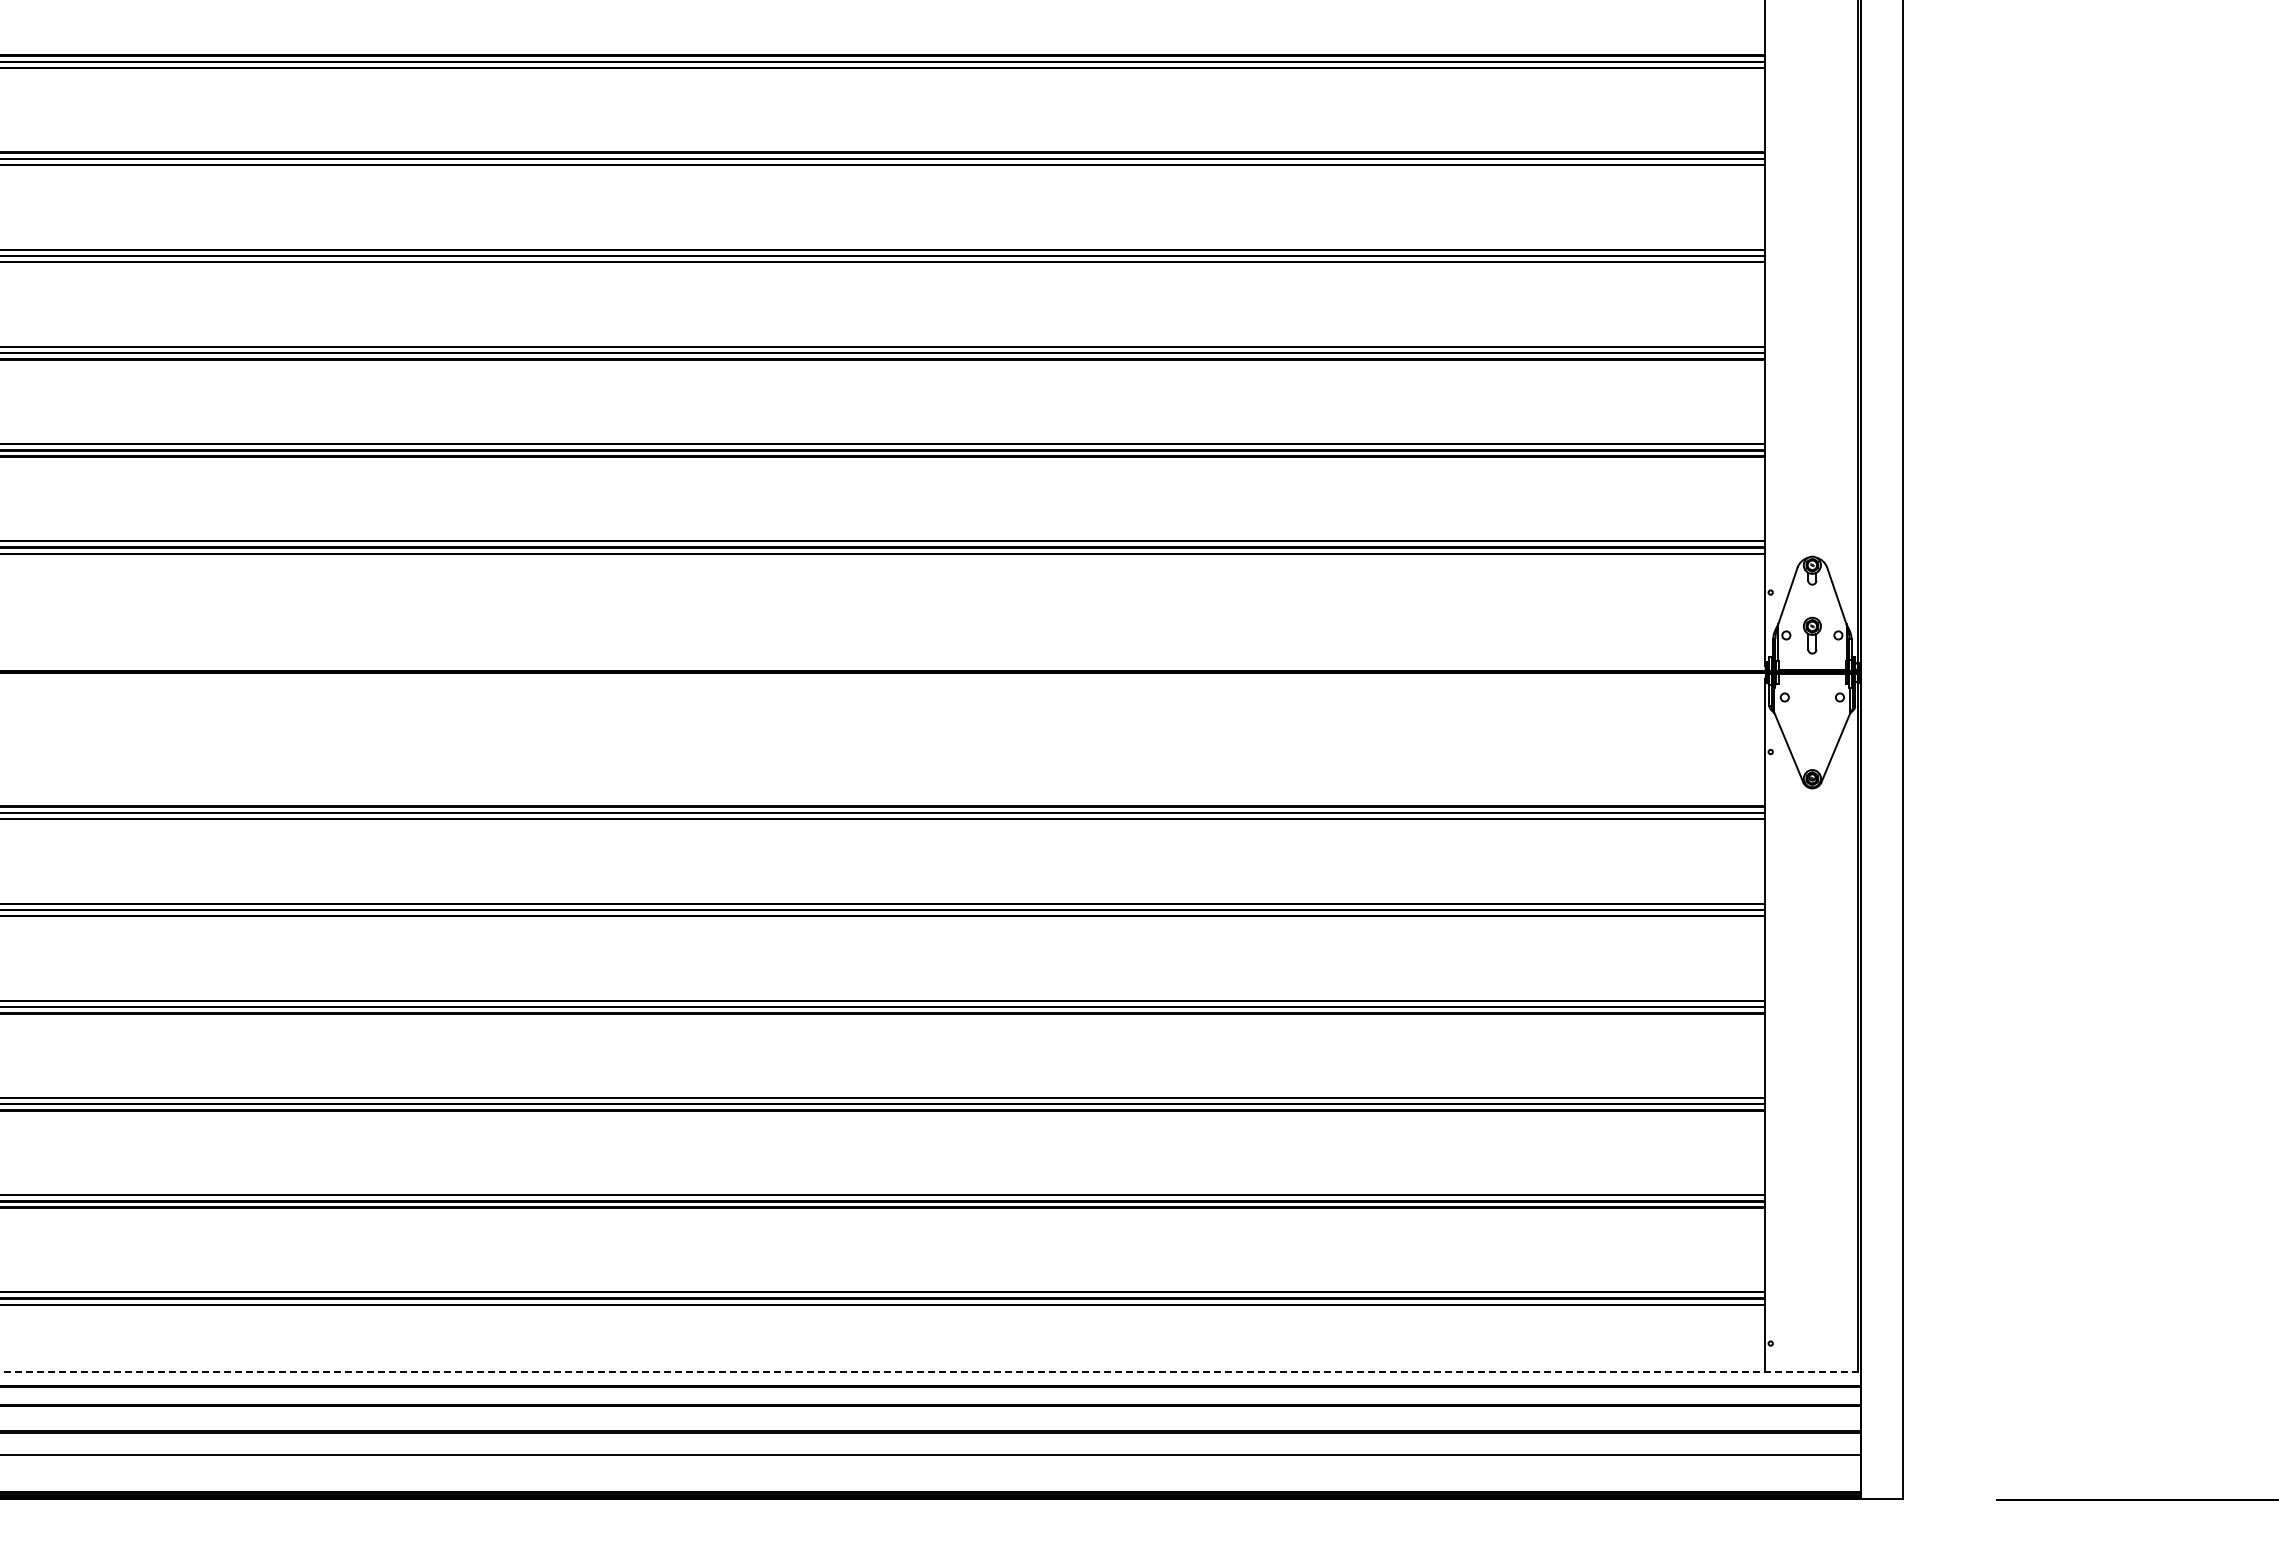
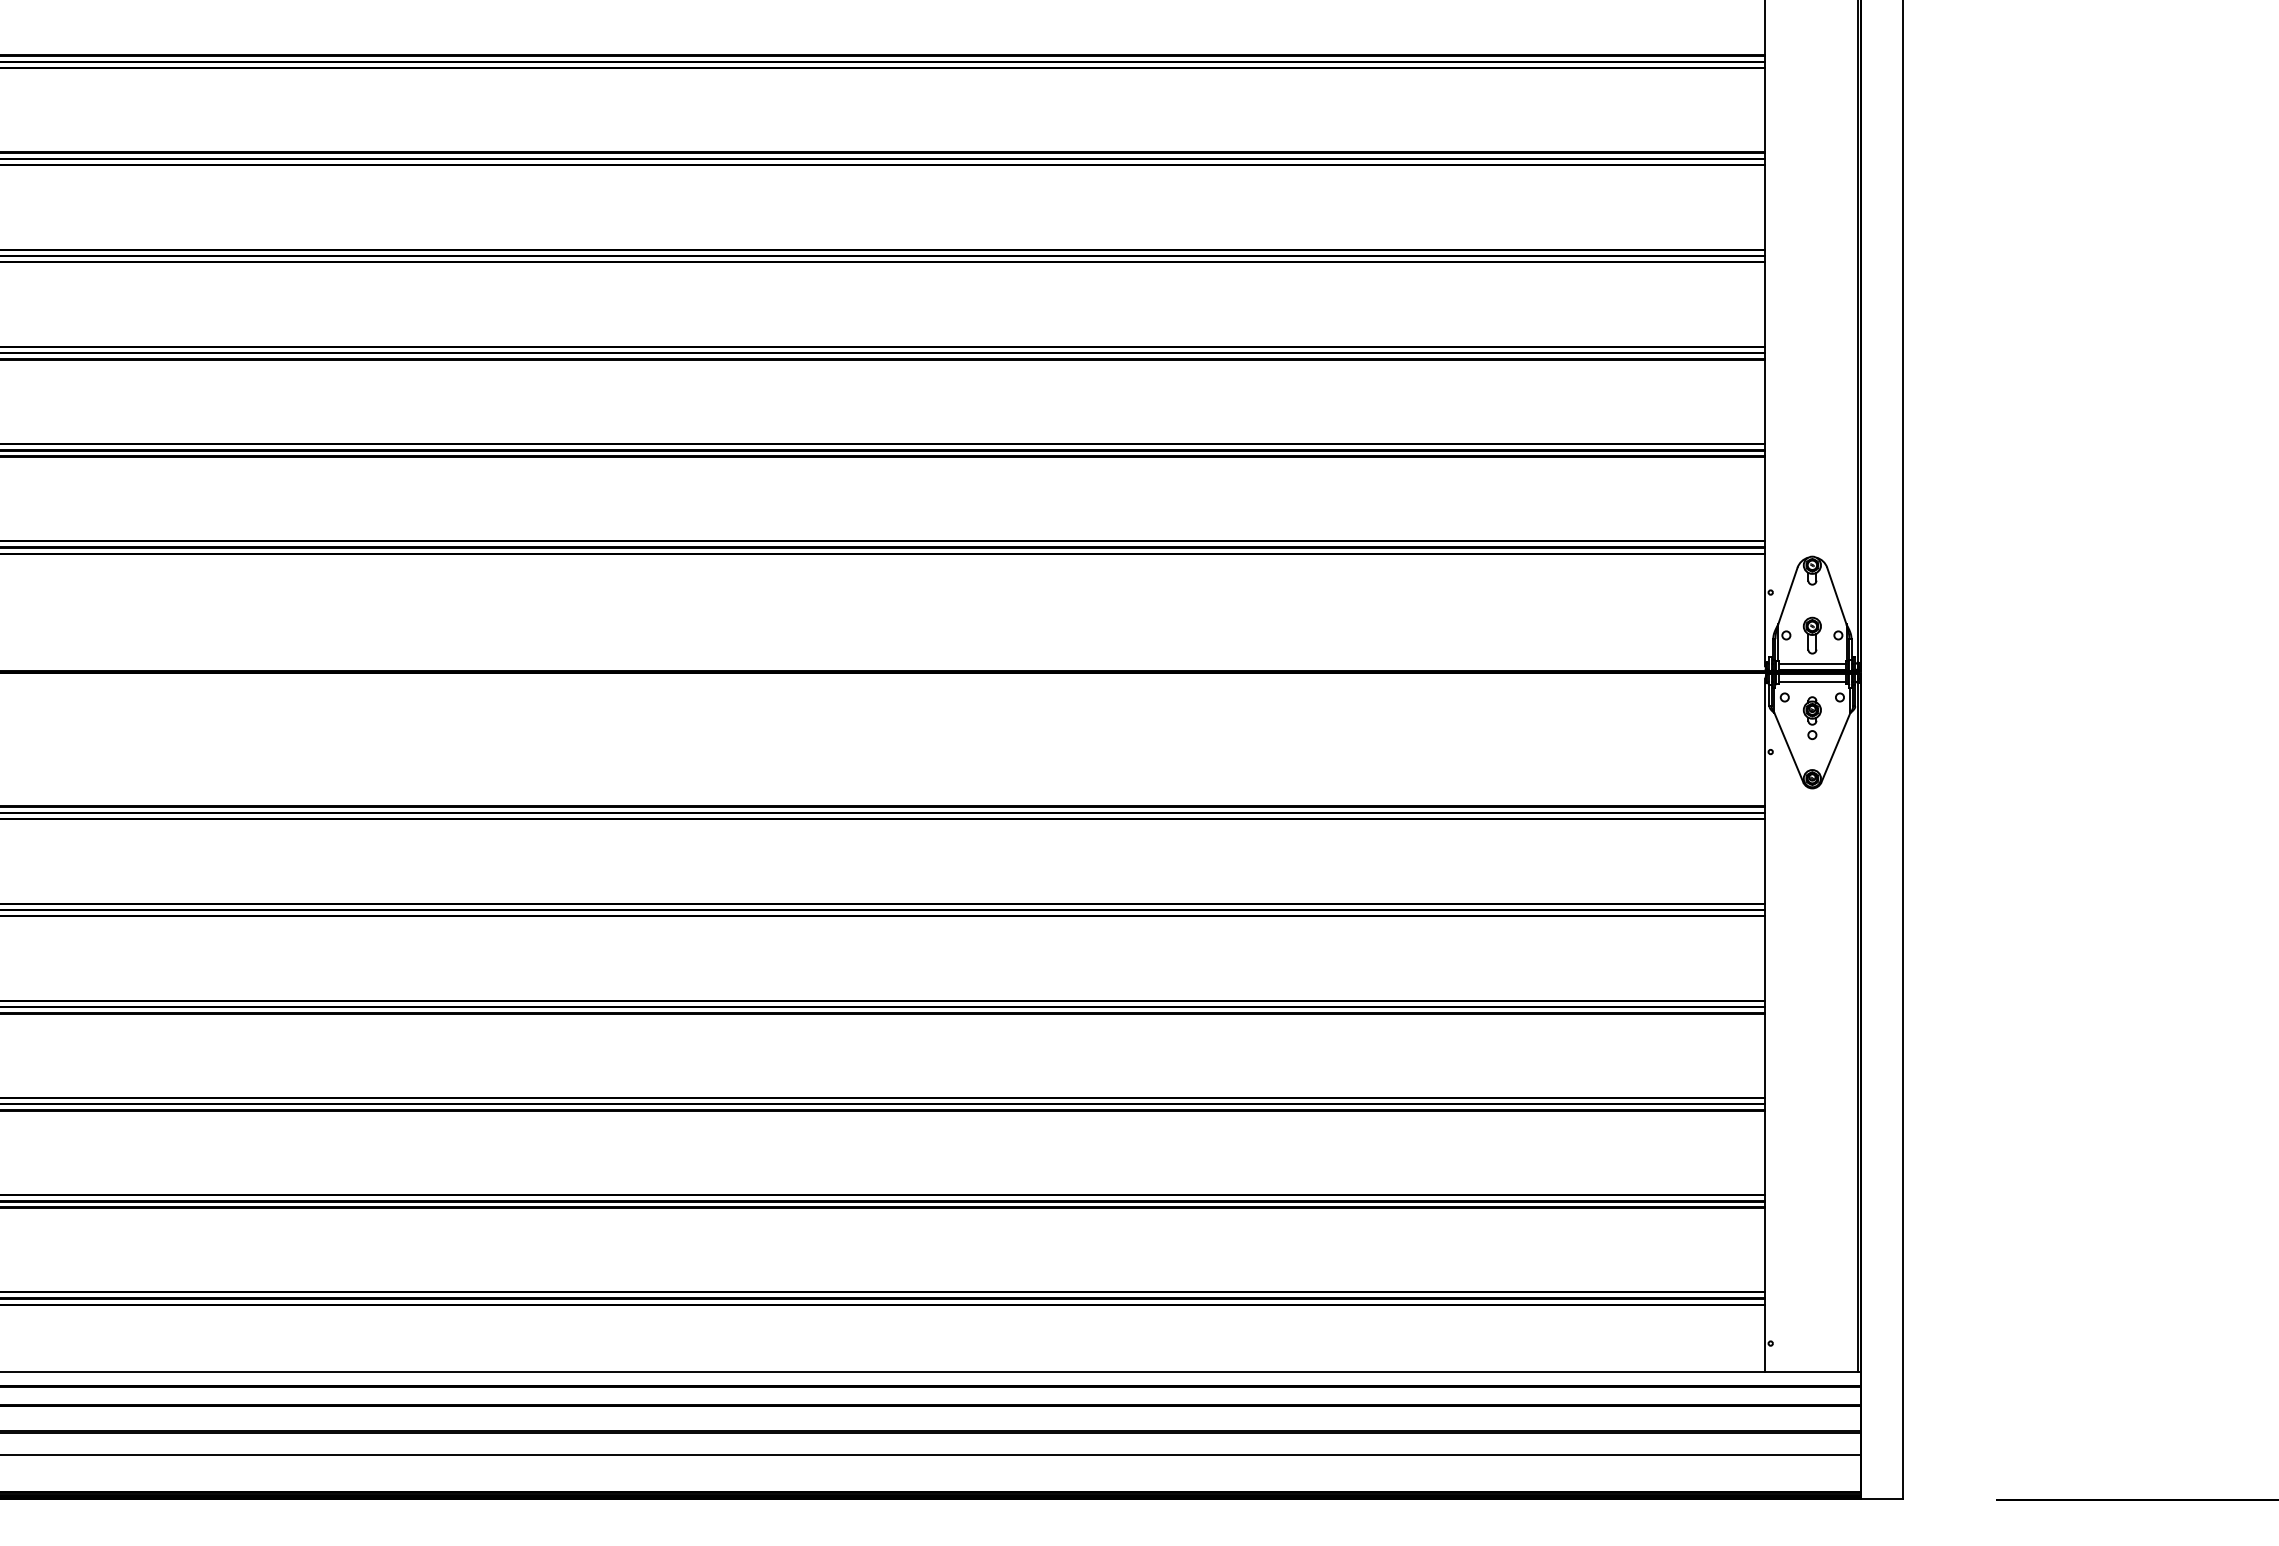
line: none -> present (1812, 663)
line: none -> present (1812, 681)
part: none -> present (1811, 717)
line: dashed -> solid (931, 1371)
